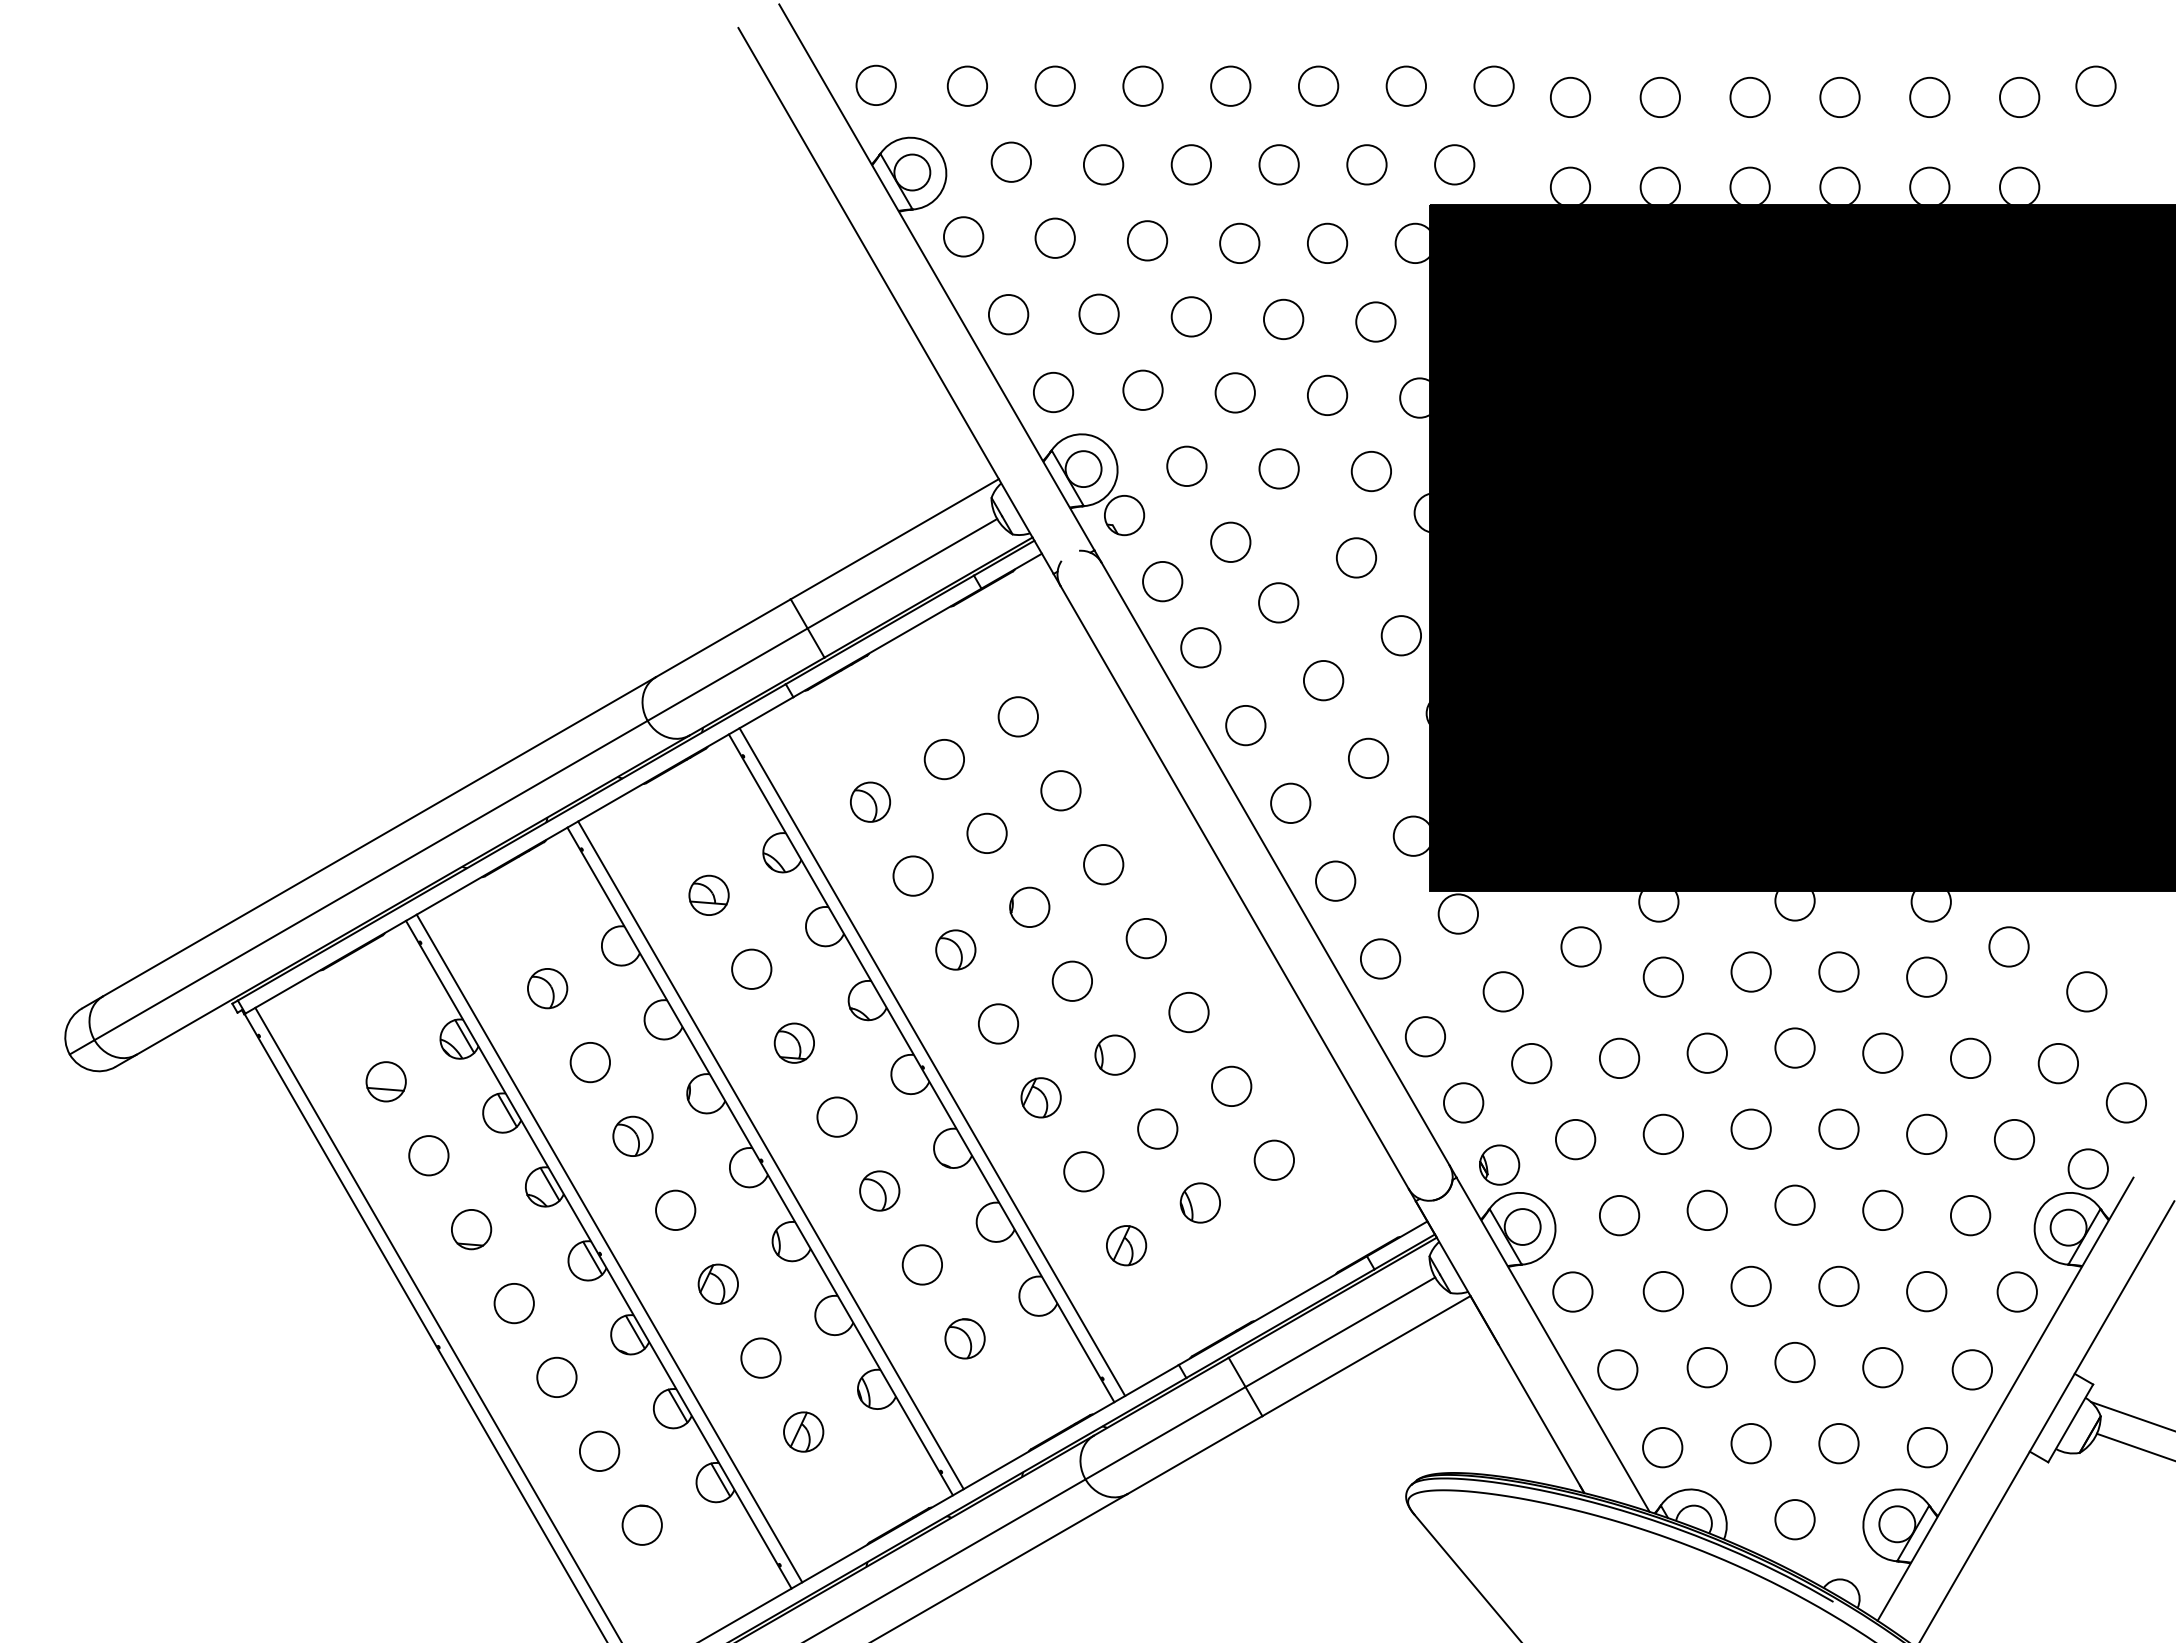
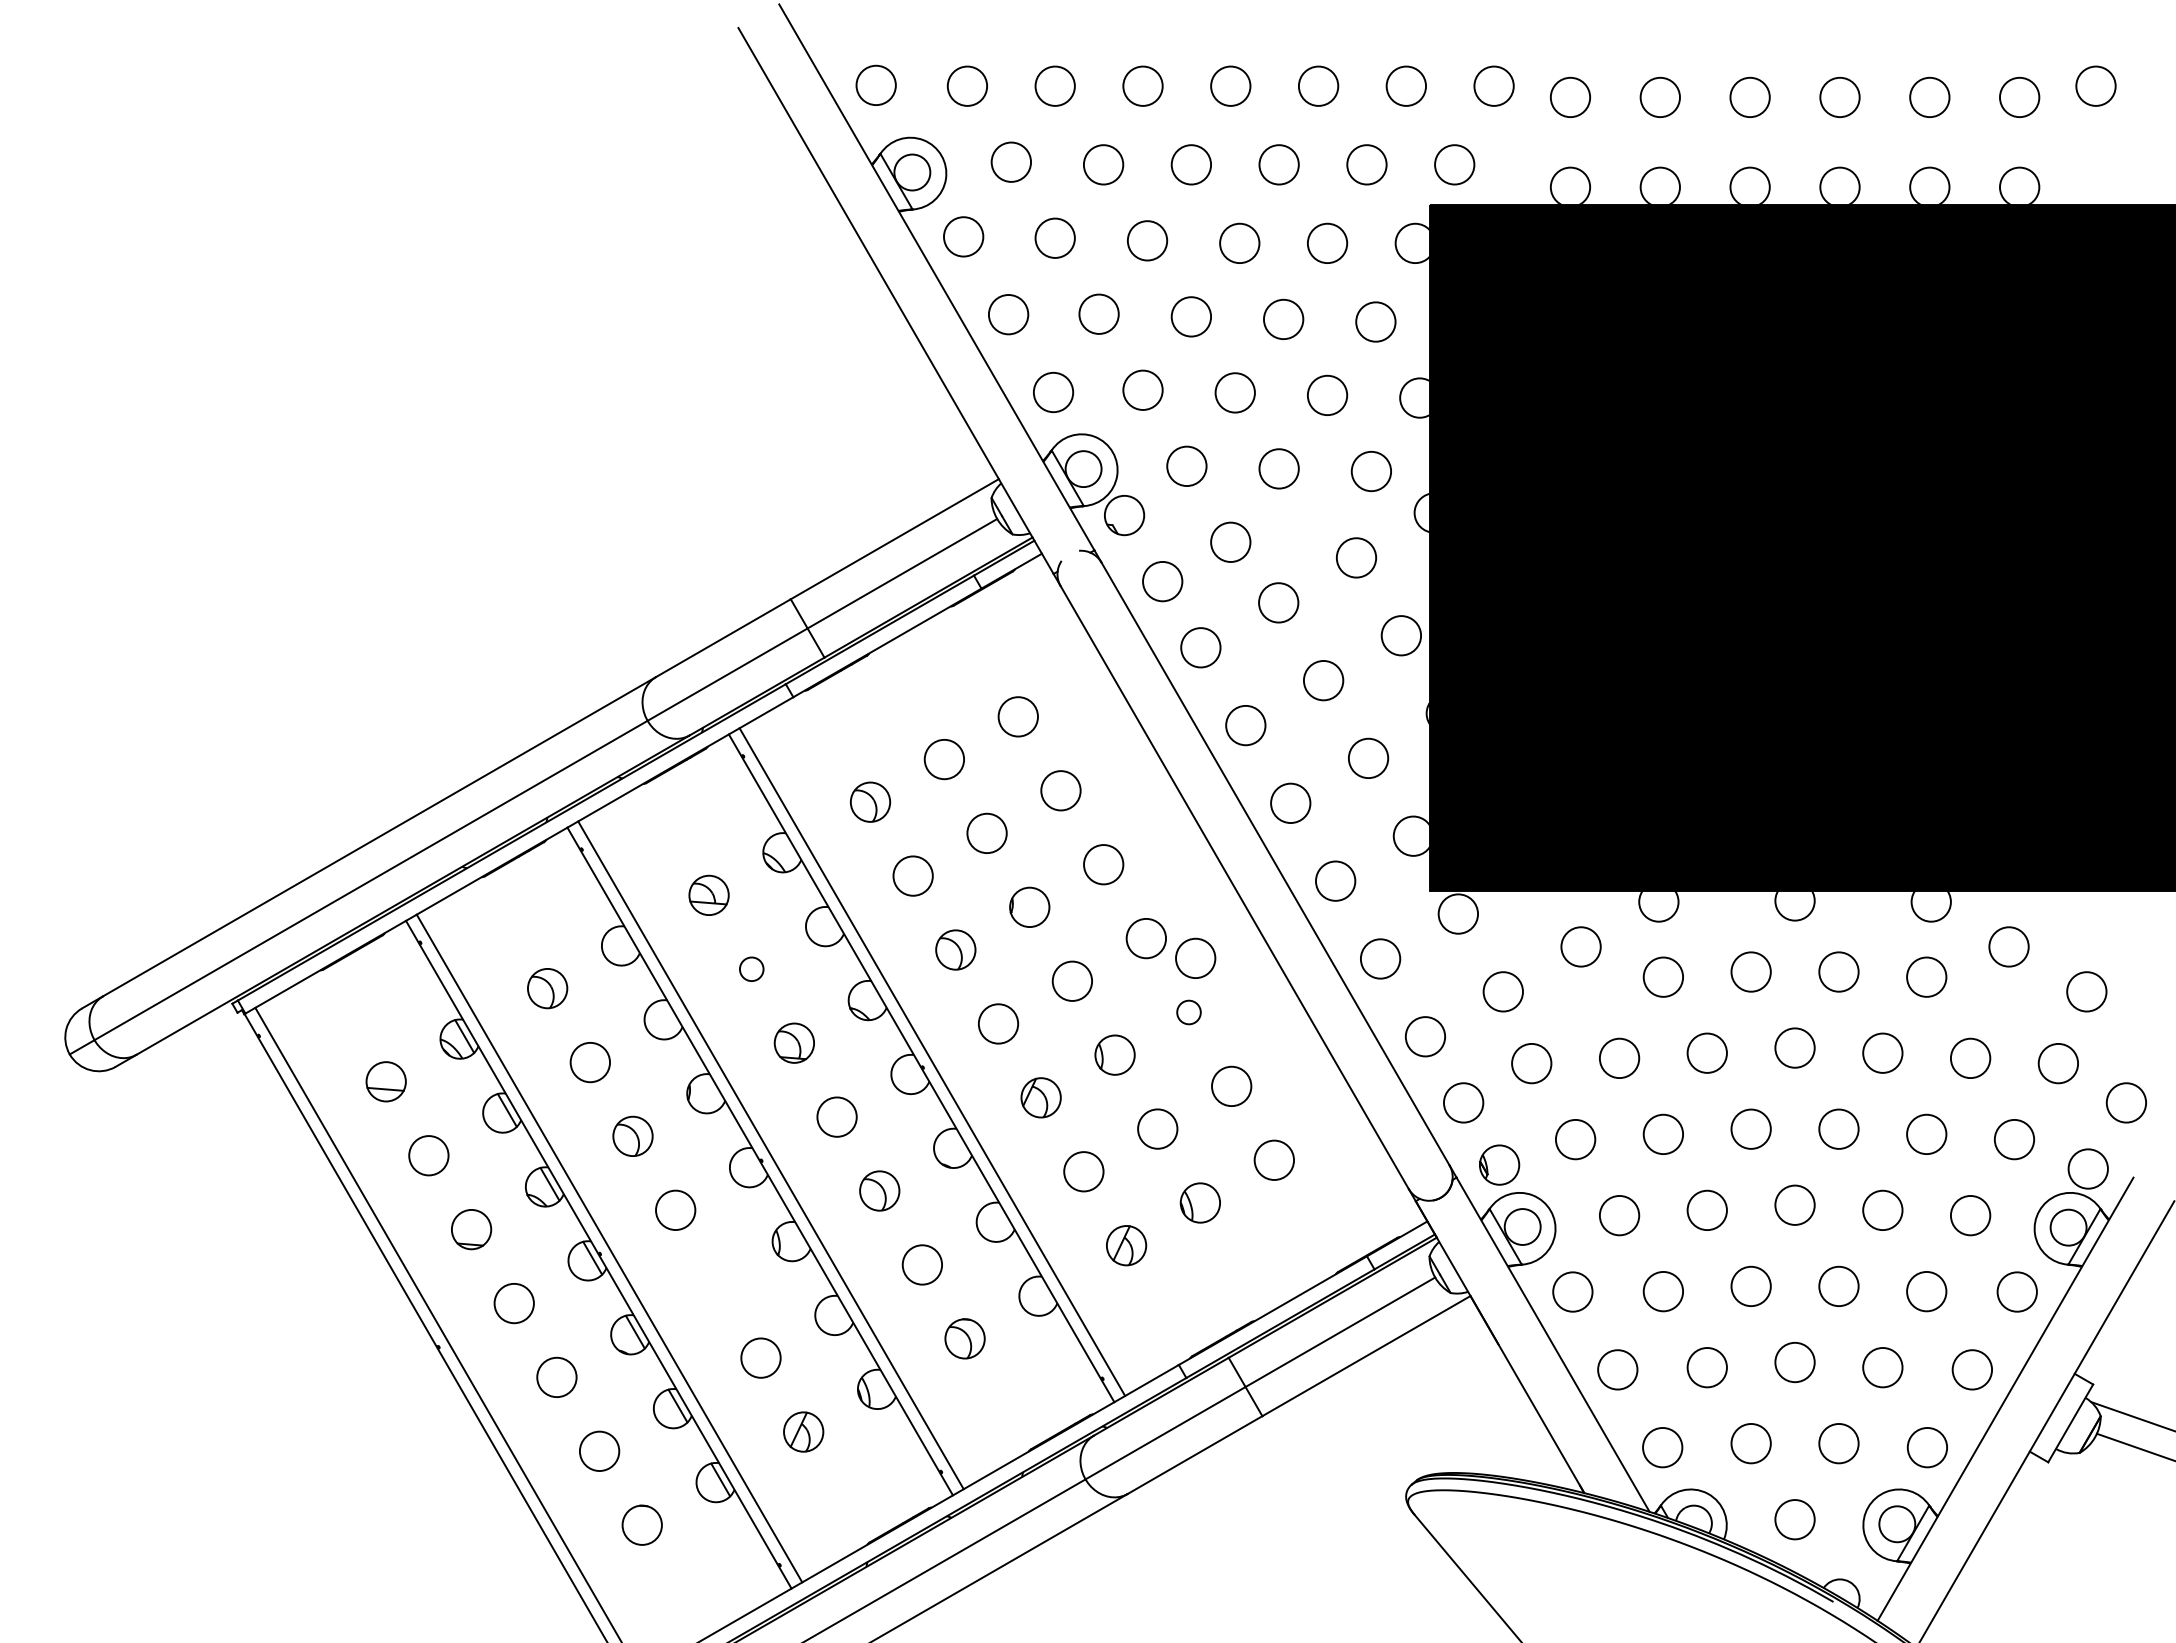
circle: none -> present (1195, 957)
circle diameter: 39 px -> 24 px (751, 969)
circle diameter: 39 px -> 24 px (1188, 1012)
part: present -> none (717, 1283)
